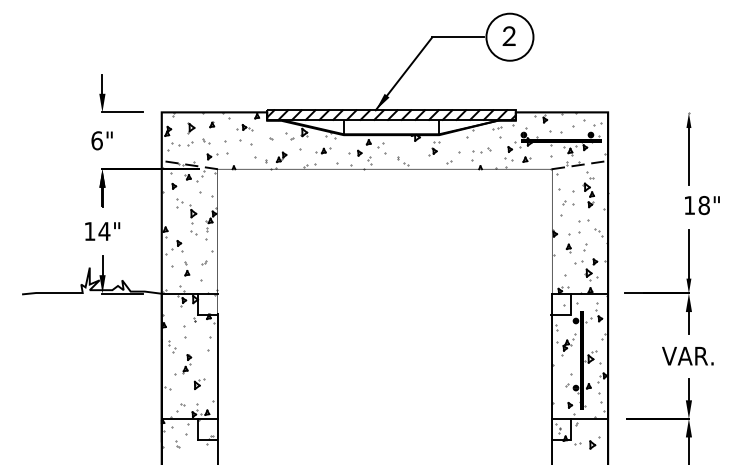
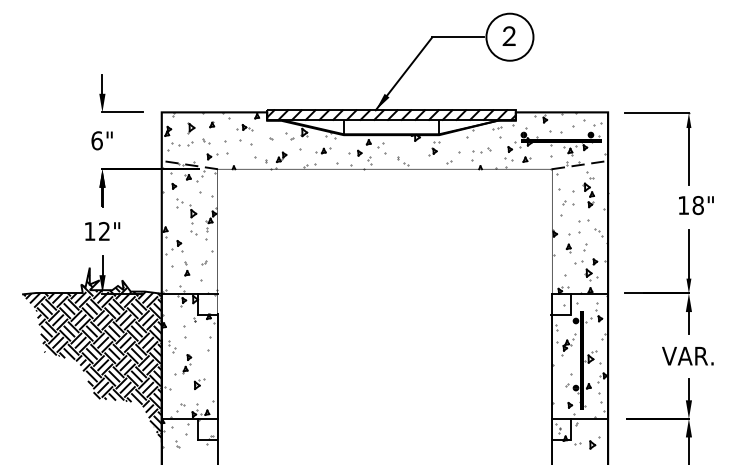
line: none -> present (657, 113)
text position: (702, 205) -> (696, 205) (696, 205)
text: 14" -> 12" (104, 231)
hatch: none -> present (92, 353)
